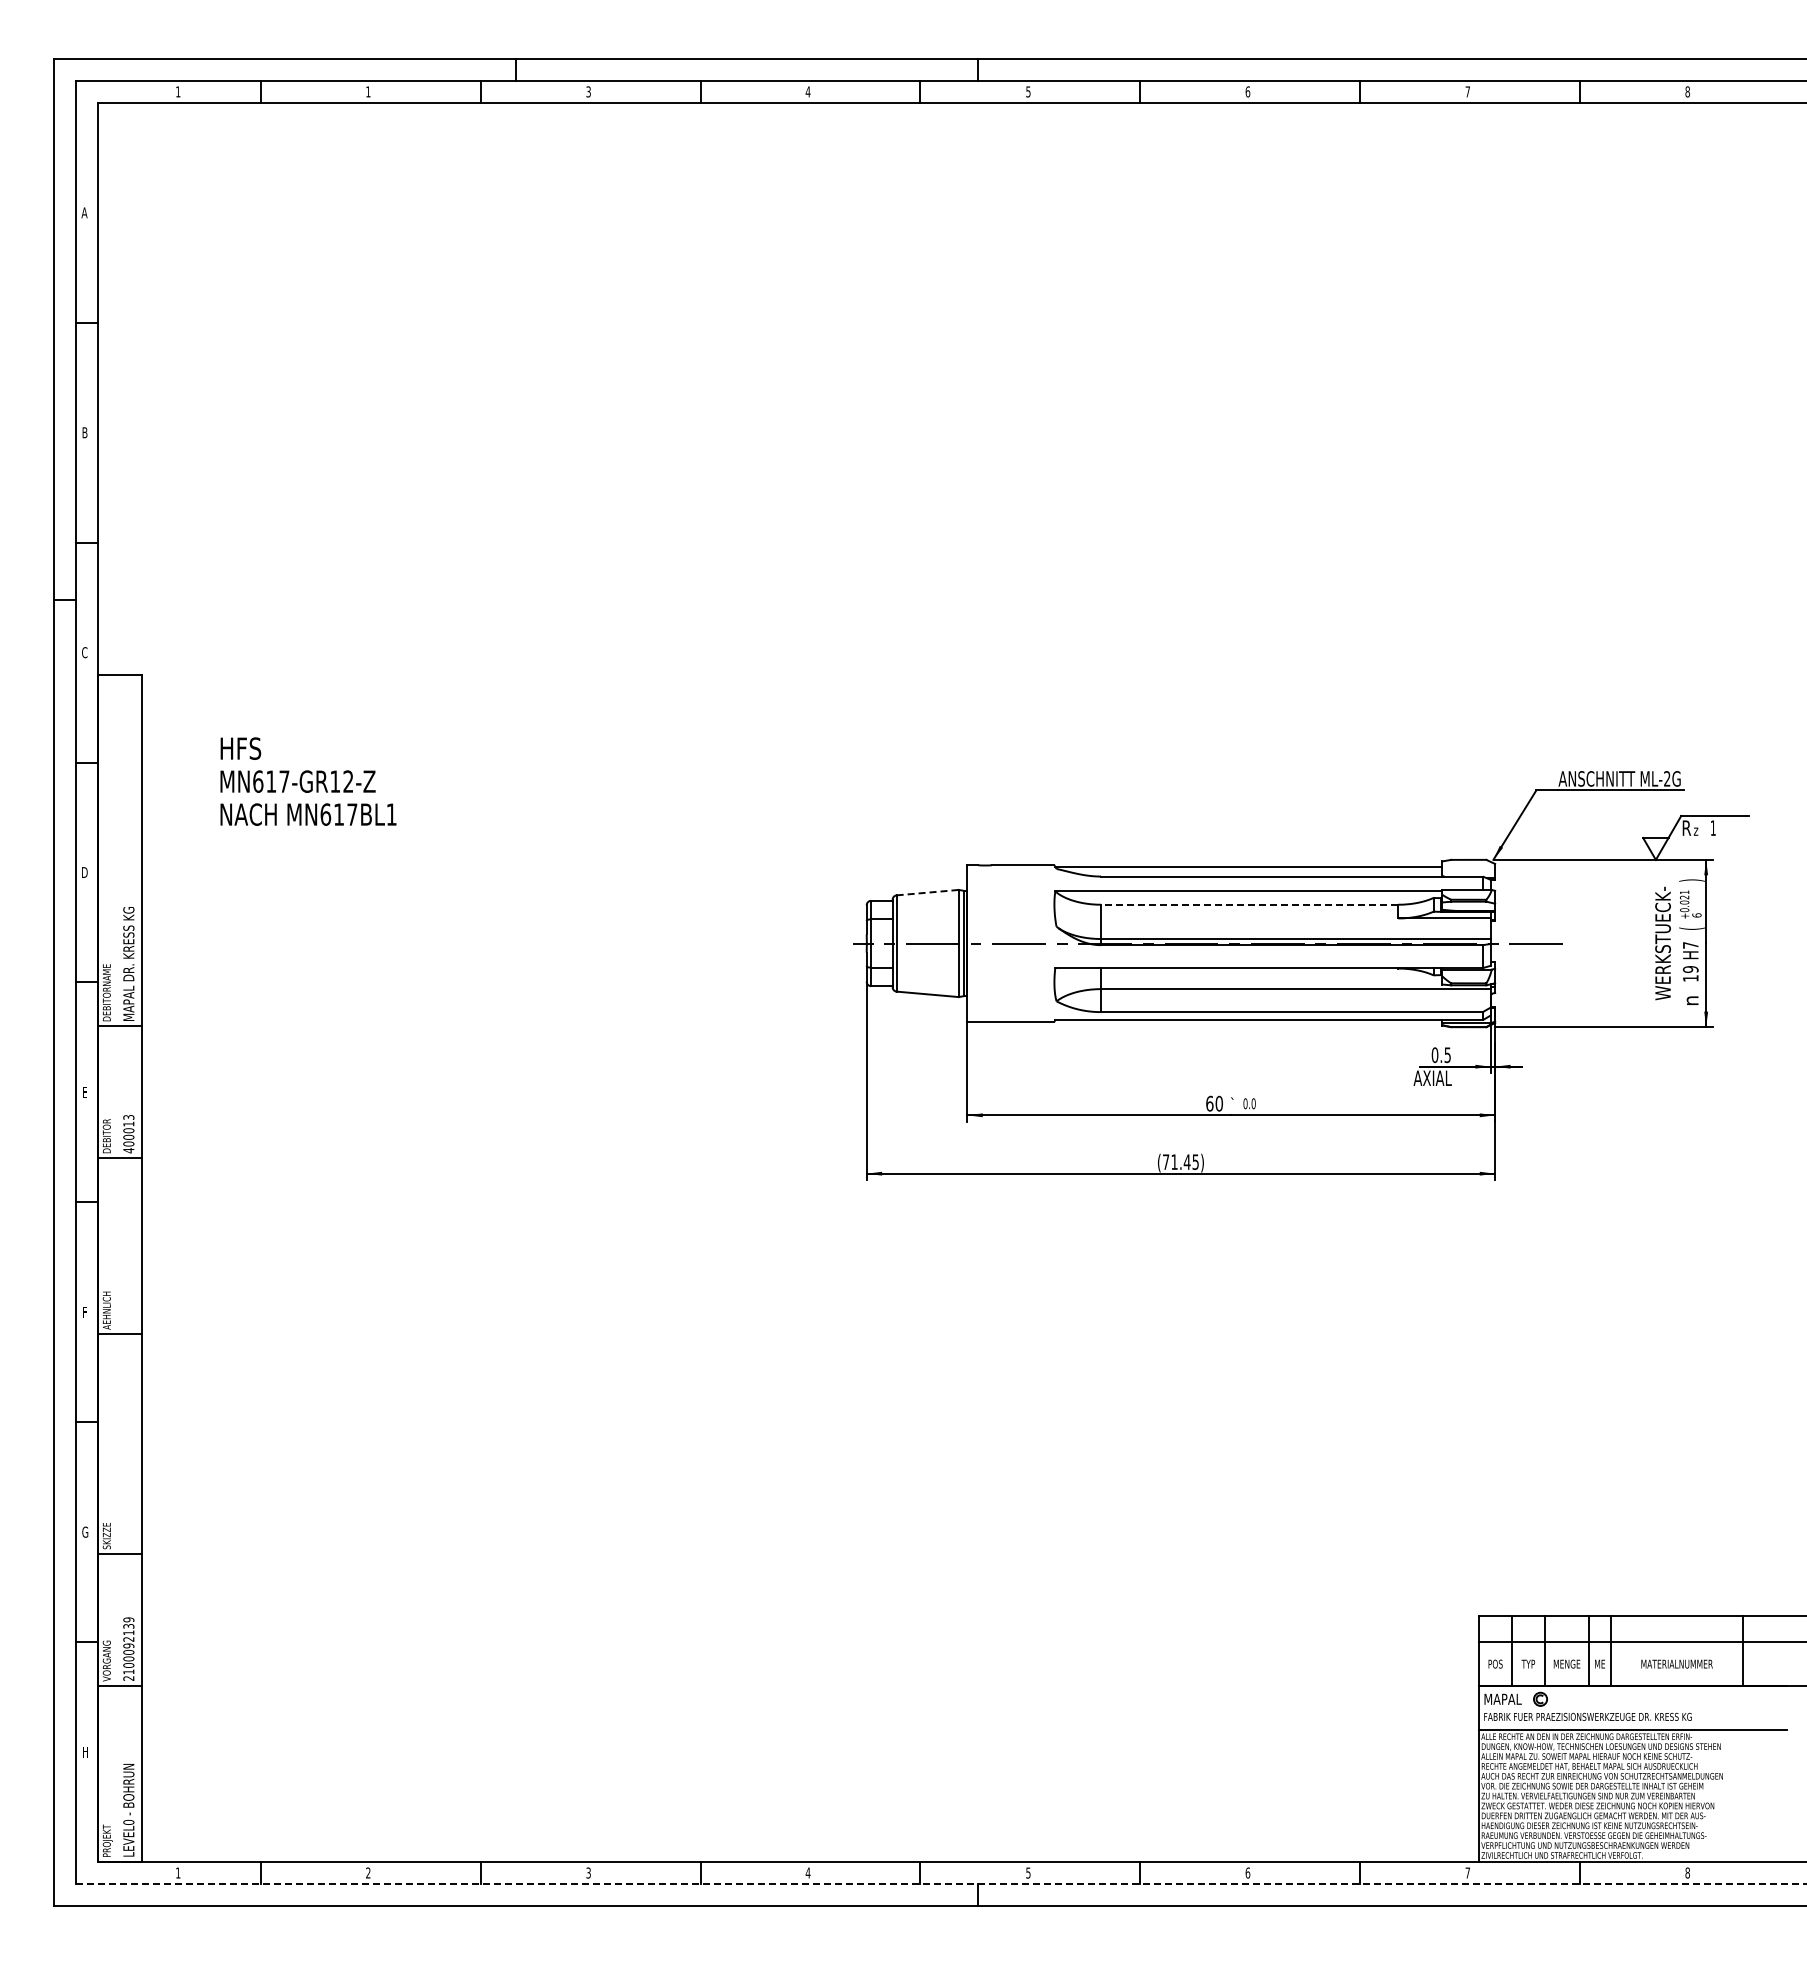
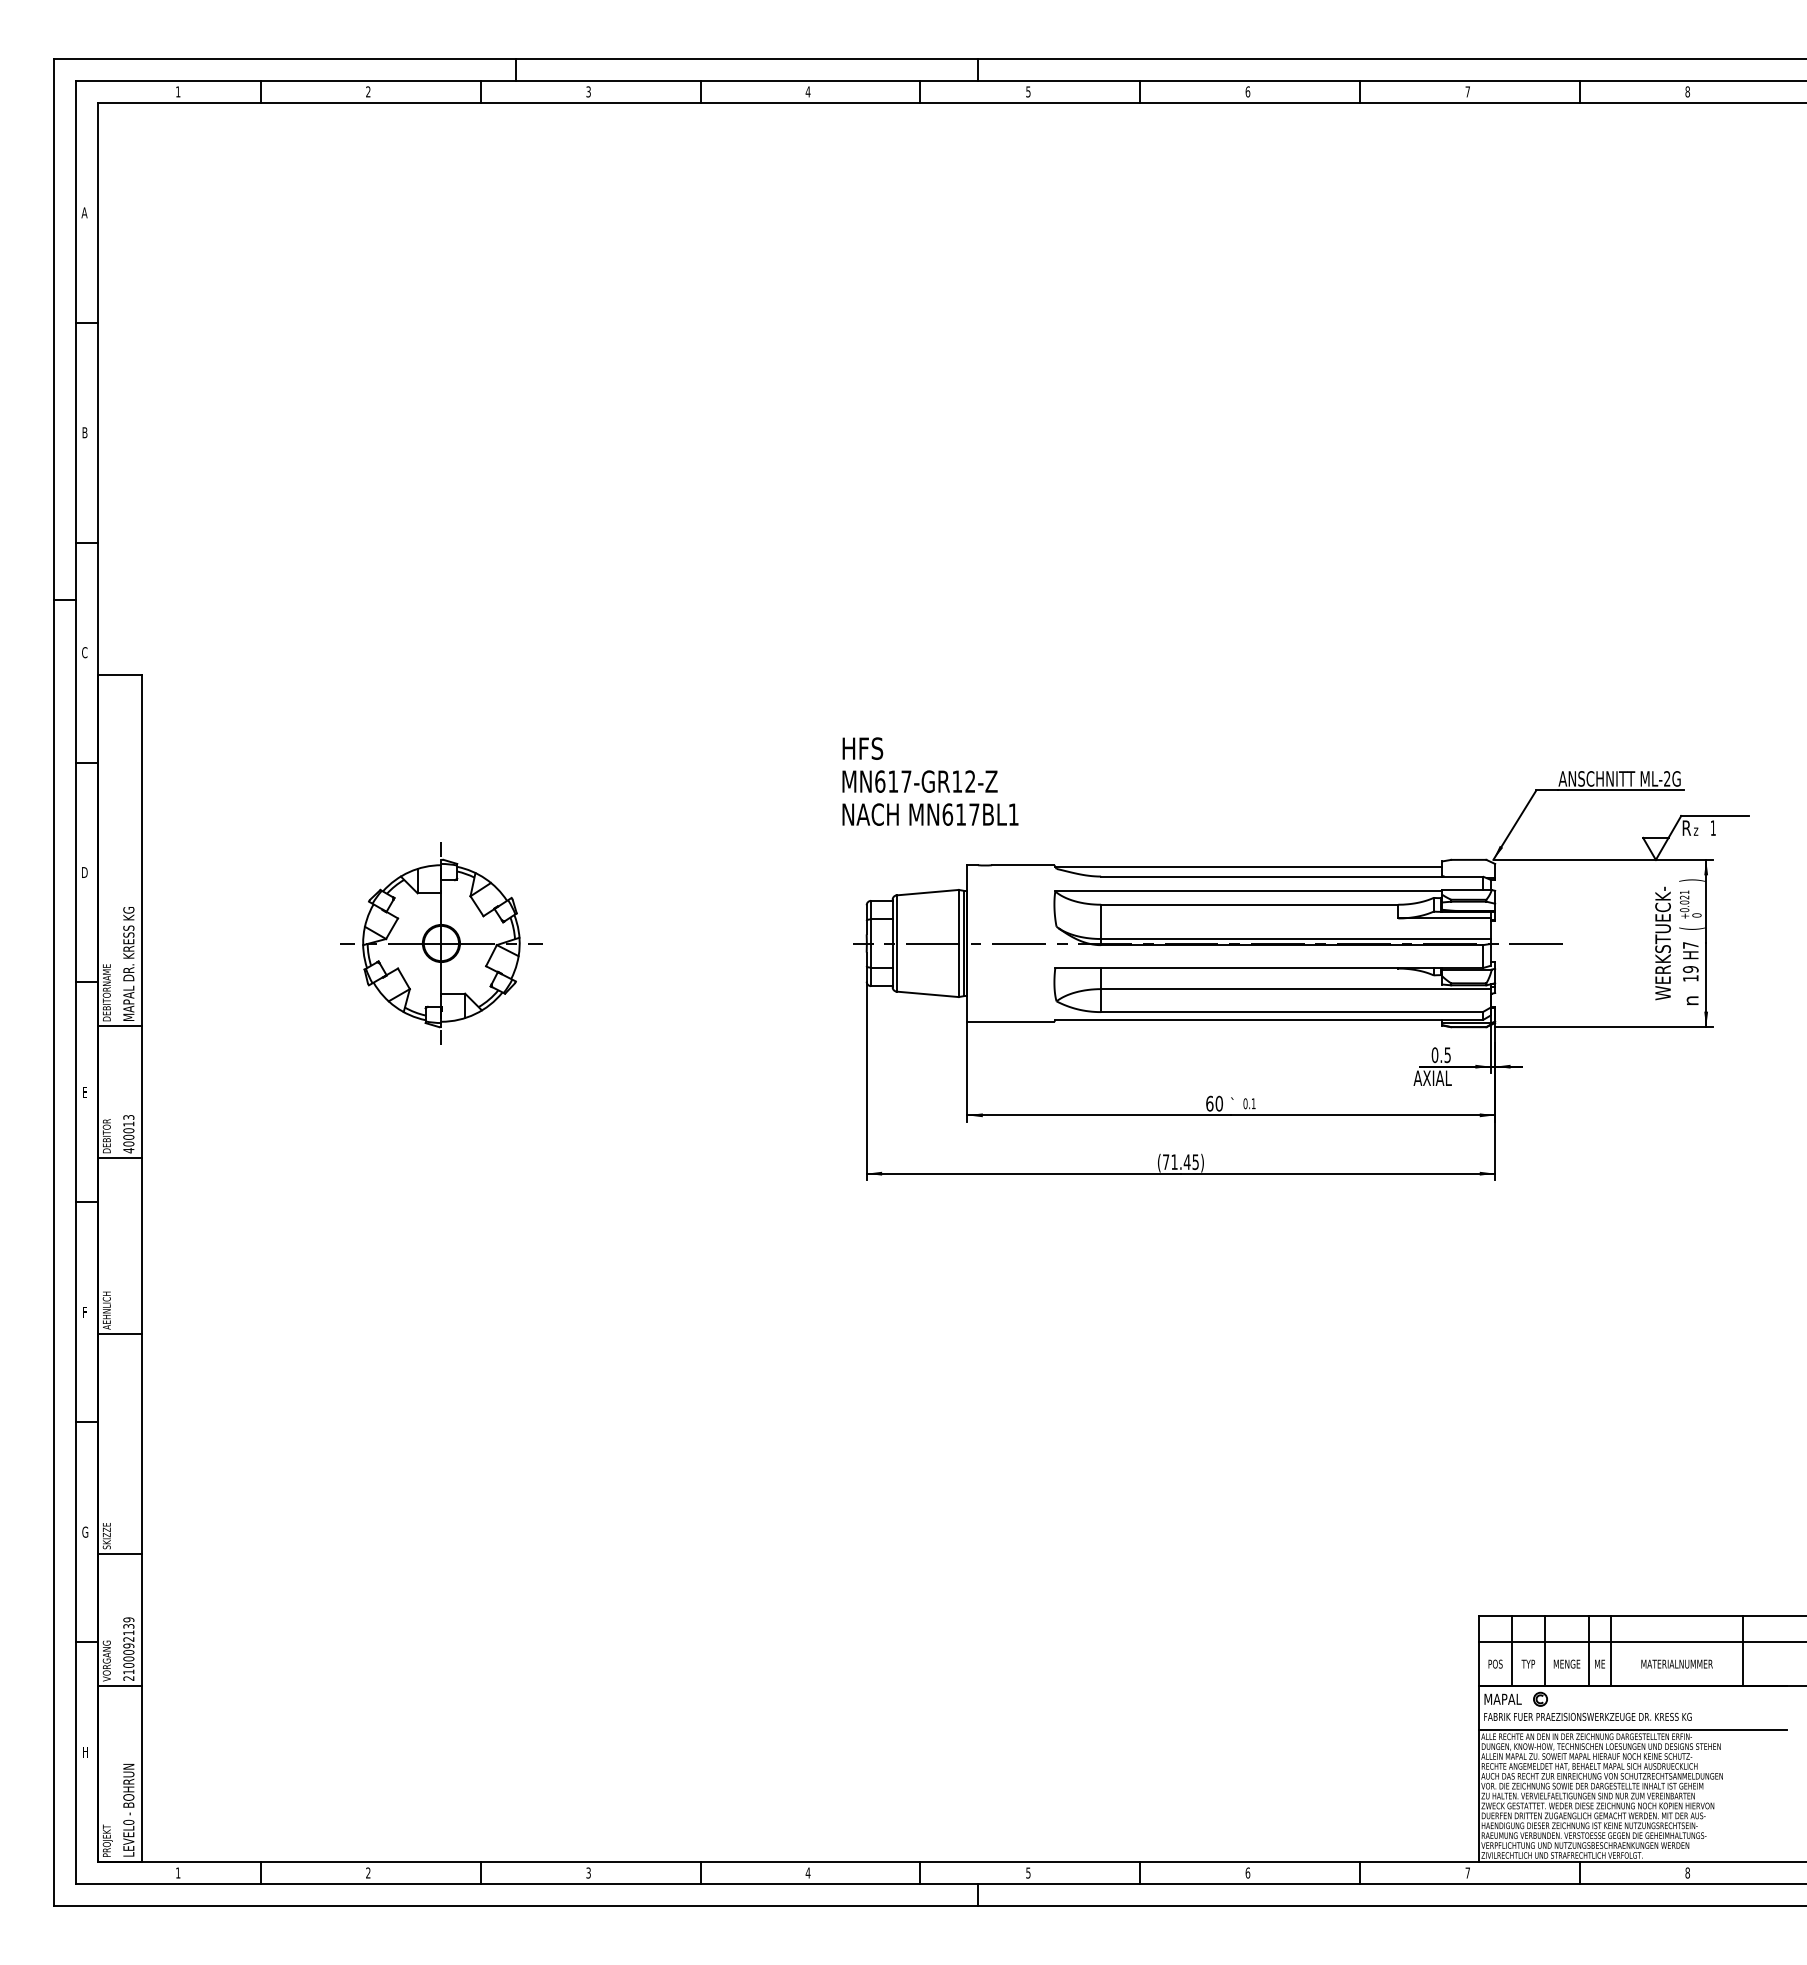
text: 1 -> 2 (368, 91)
text position: (308, 781) -> (930, 781) (930, 781)
line: dashed -> solid (928, 892)
line: dashed -> solid (1249, 904)
text: 6 -> 0 (1696, 915)
part: none -> present (441, 943)
text: 0.0 -> 0.1 (1253, 1103)
line: dashed -> solid (941, 1884)
